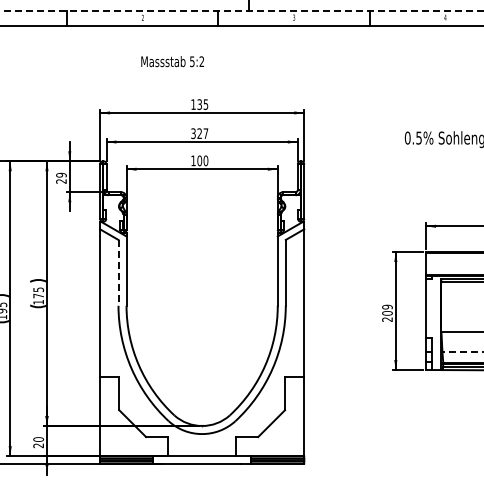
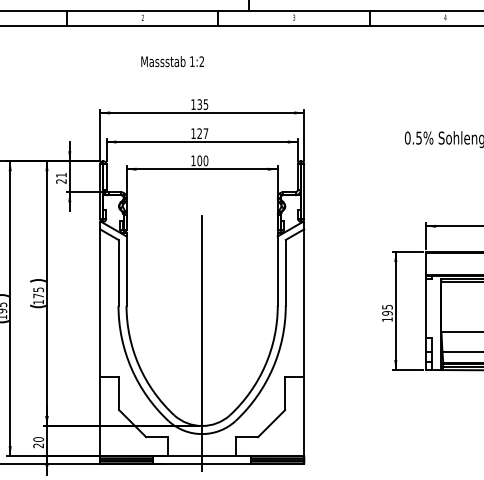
line: dashed -> solid (242, 10)
text: 5:2 -> 1:2 (192, 61)
text: 327 -> 127 (193, 133)
text: 29 -> 21 (61, 174)
line: dashed -> solid (118, 272)
text: 209 -> 195 (387, 312)
line: none -> present (202, 343)
line: dashed -> solid (463, 351)
